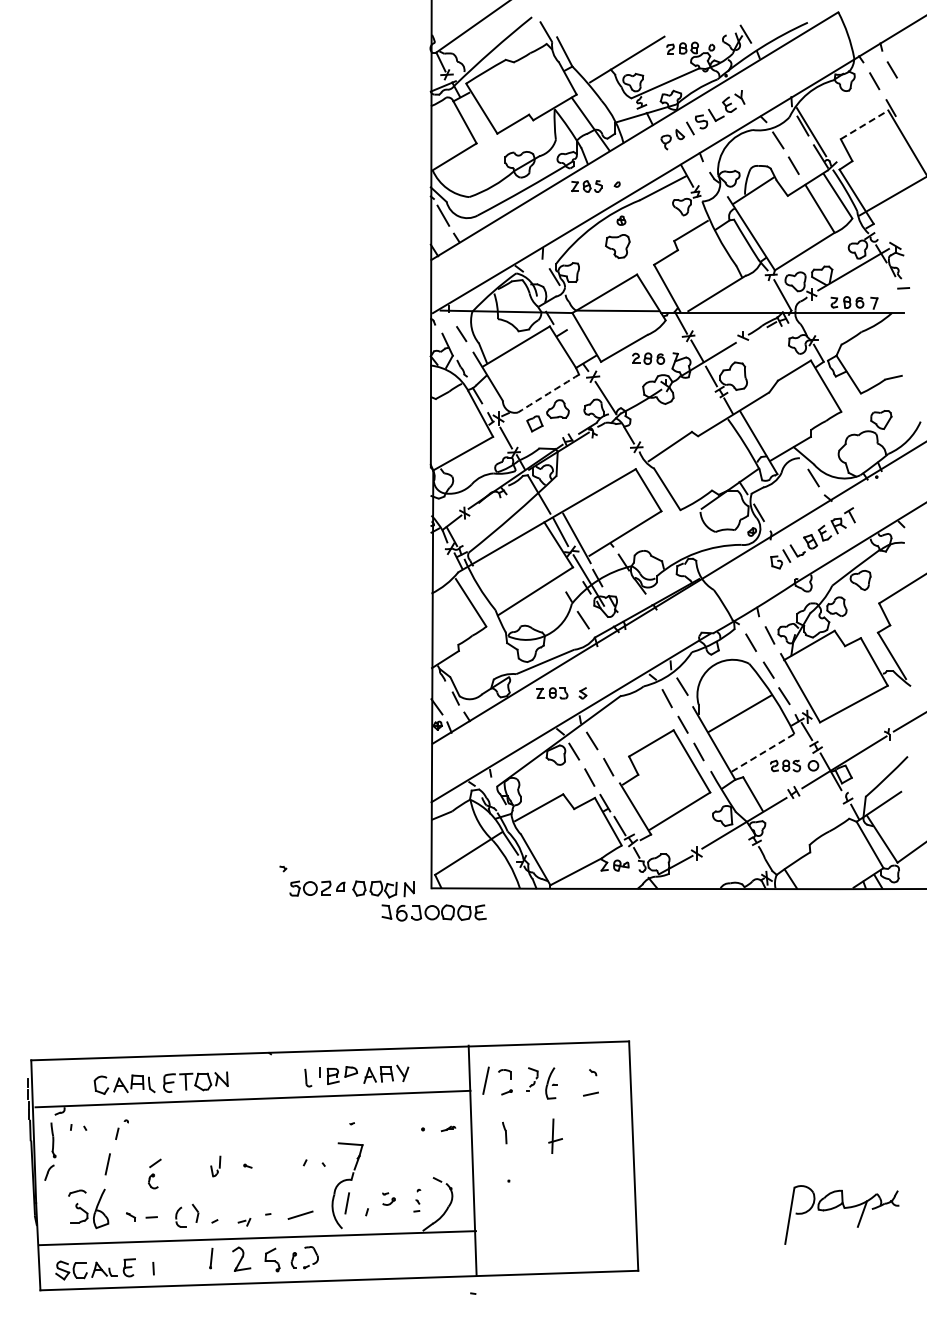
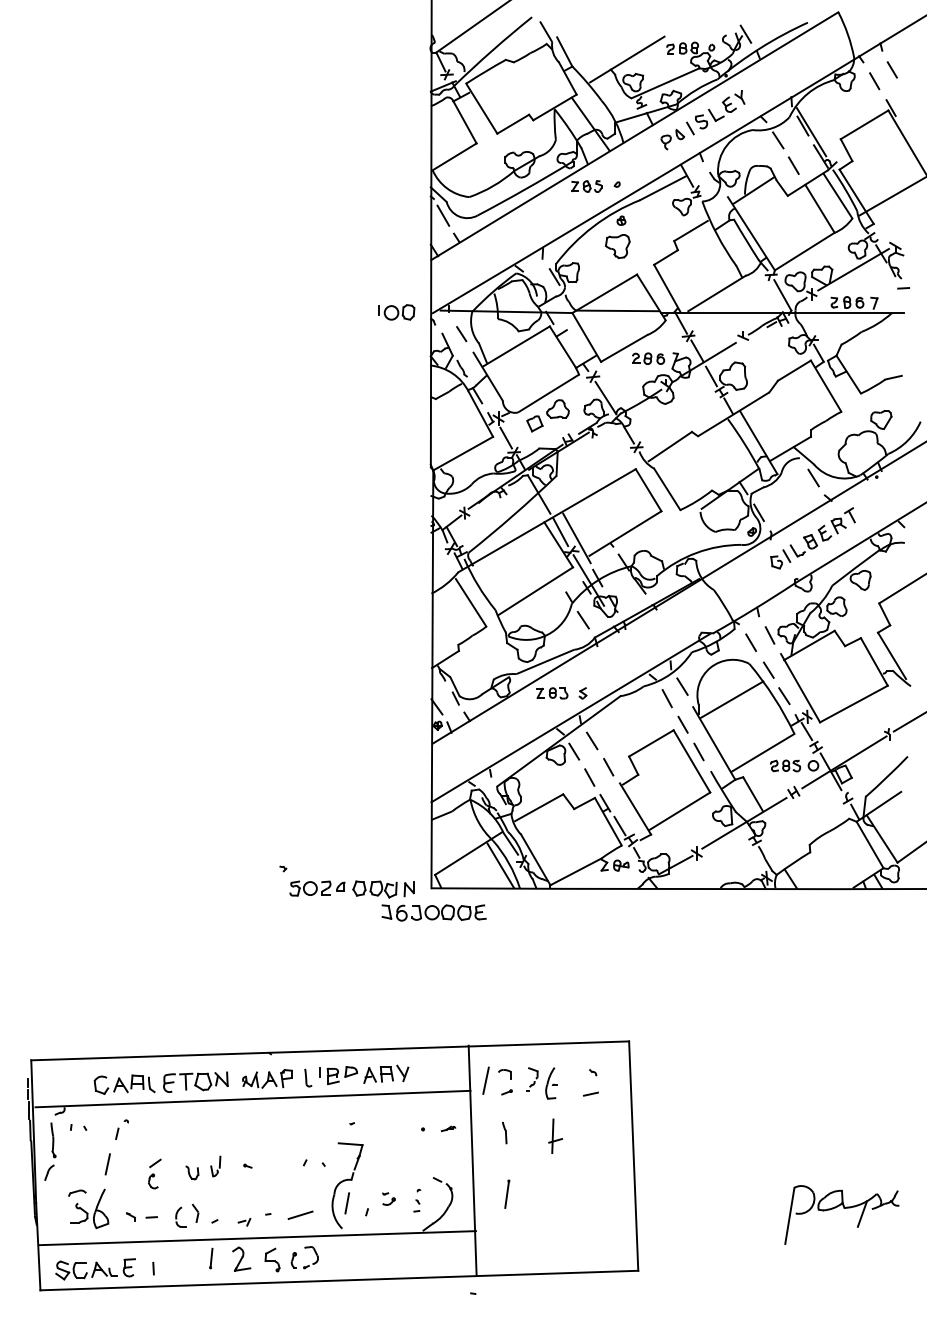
line: dashed -> solid (864, 124)
part: none -> present (396, 312)
arc: dashed -> solid (548, 393)
line position: (739, 713) -> (731, 699) (731, 699)
line: dashed -> solid (763, 752)
line: none -> present (500, 865)
part: none -> present (267, 1078)
part: none -> present (192, 1172)
line: none -> present (506, 1194)
